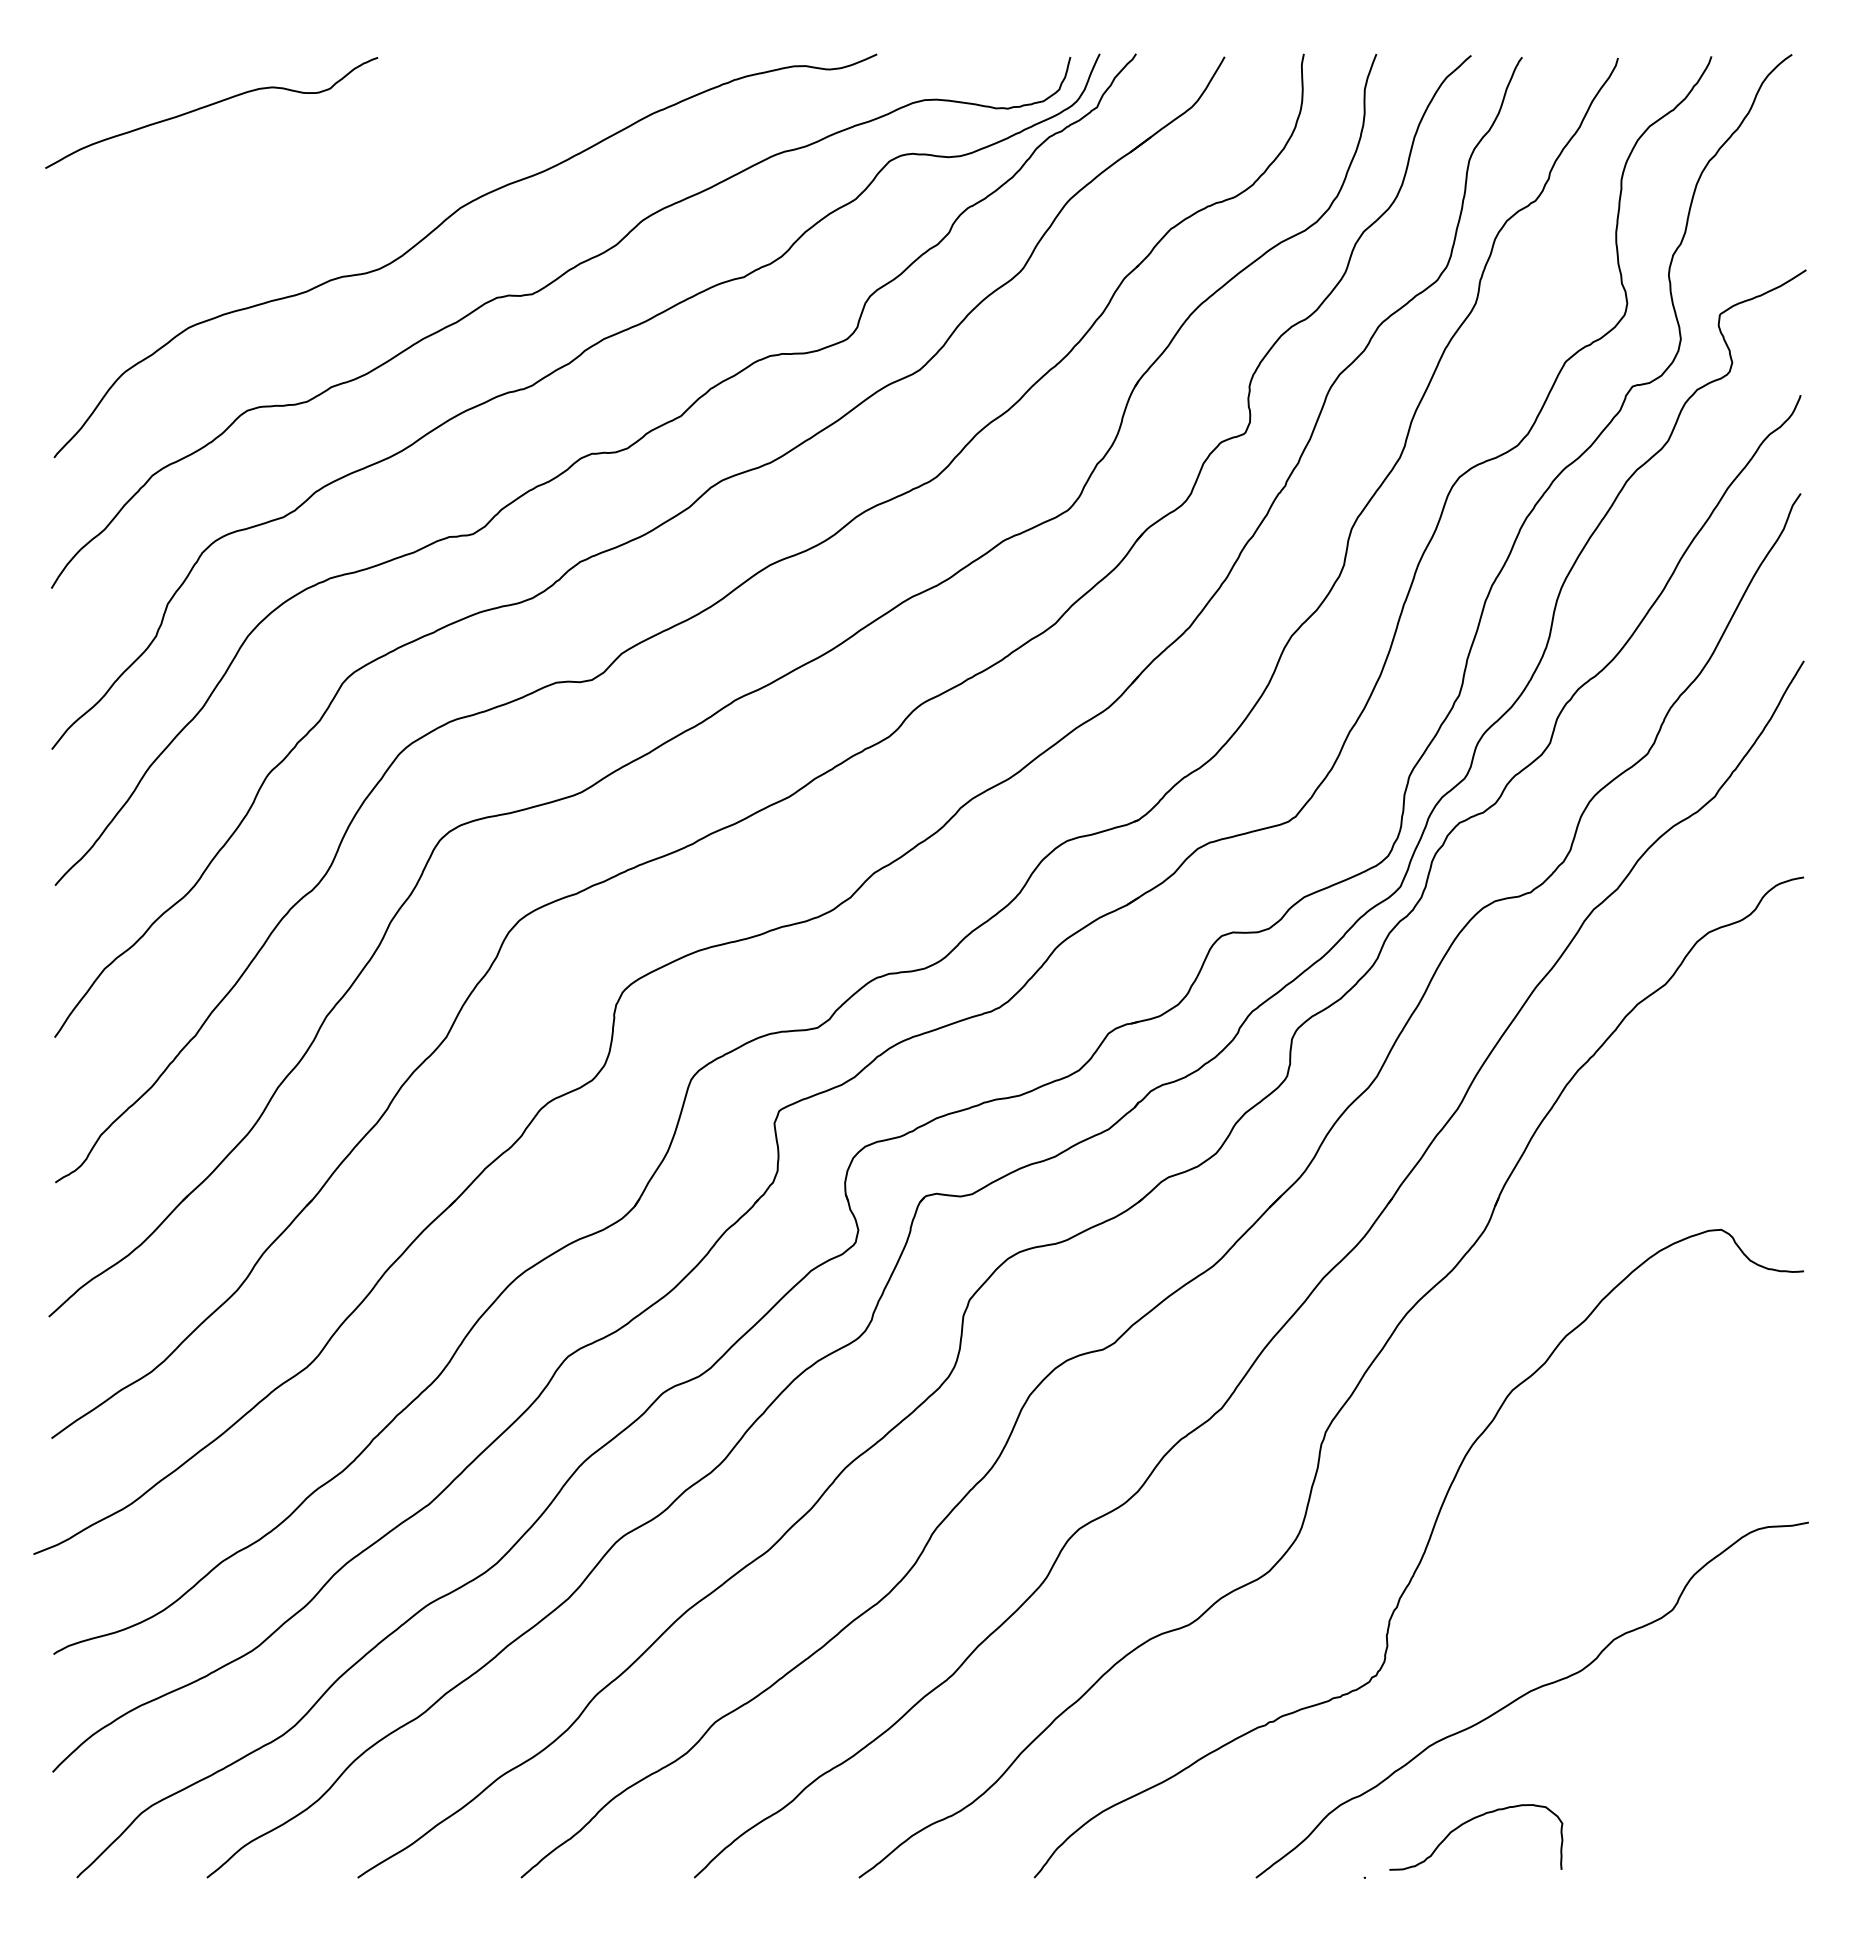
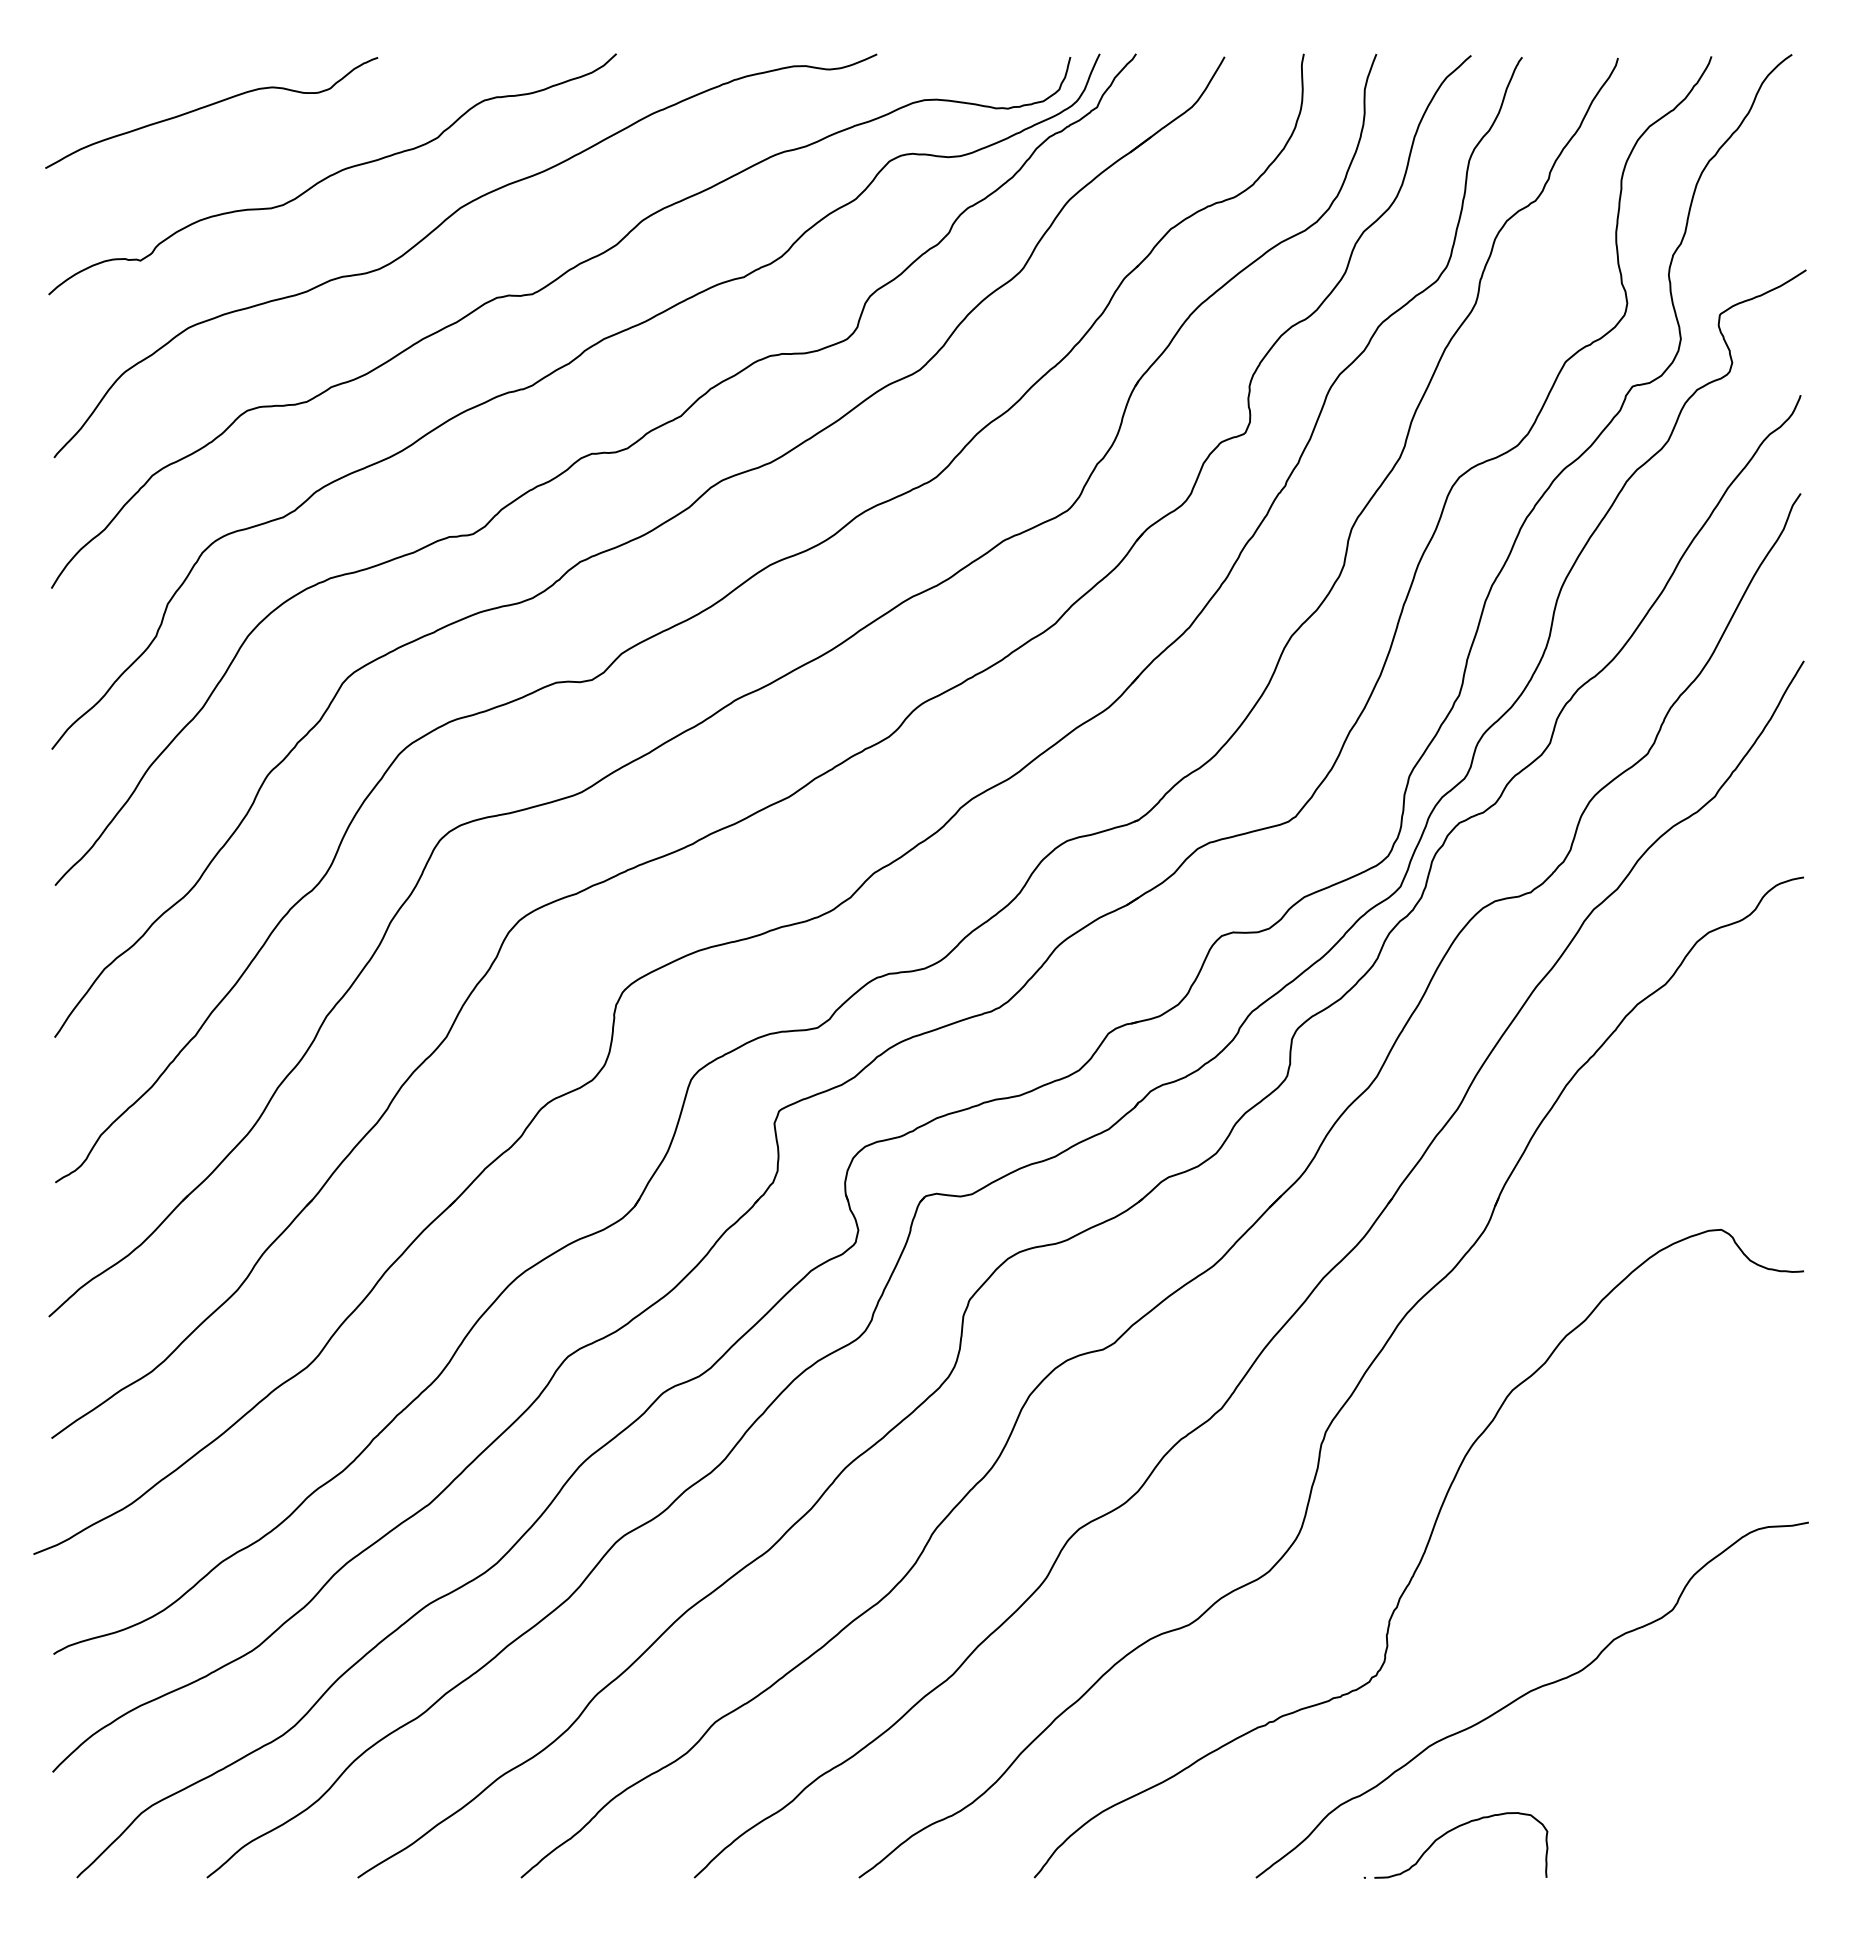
curve: none -> present (332, 174)
curve position: (1468, 1822) -> (1453, 1830) (1453, 1830)
